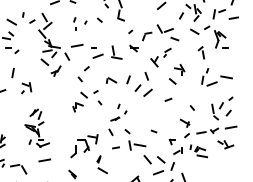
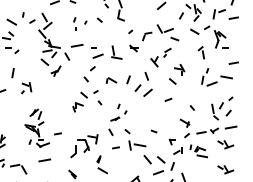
line: none -> present (233, 62)
part position: (83, 74) -> (89, 74) (89, 74)
line: none -> present (57, 133)
part: none -> present (225, 169)
